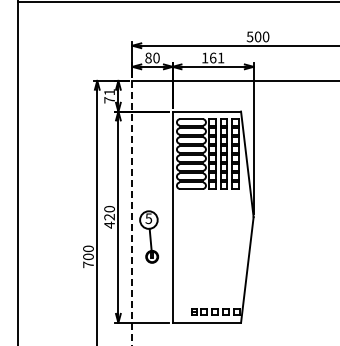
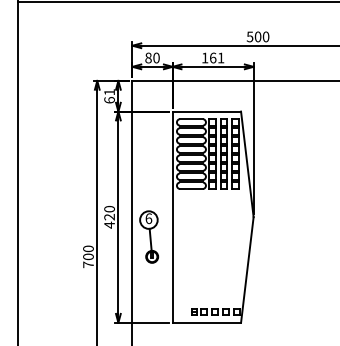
text: 71 -> 61 (109, 100)
line: dashed -> solid (132, 213)
text: 5 -> 6 (148, 218)
